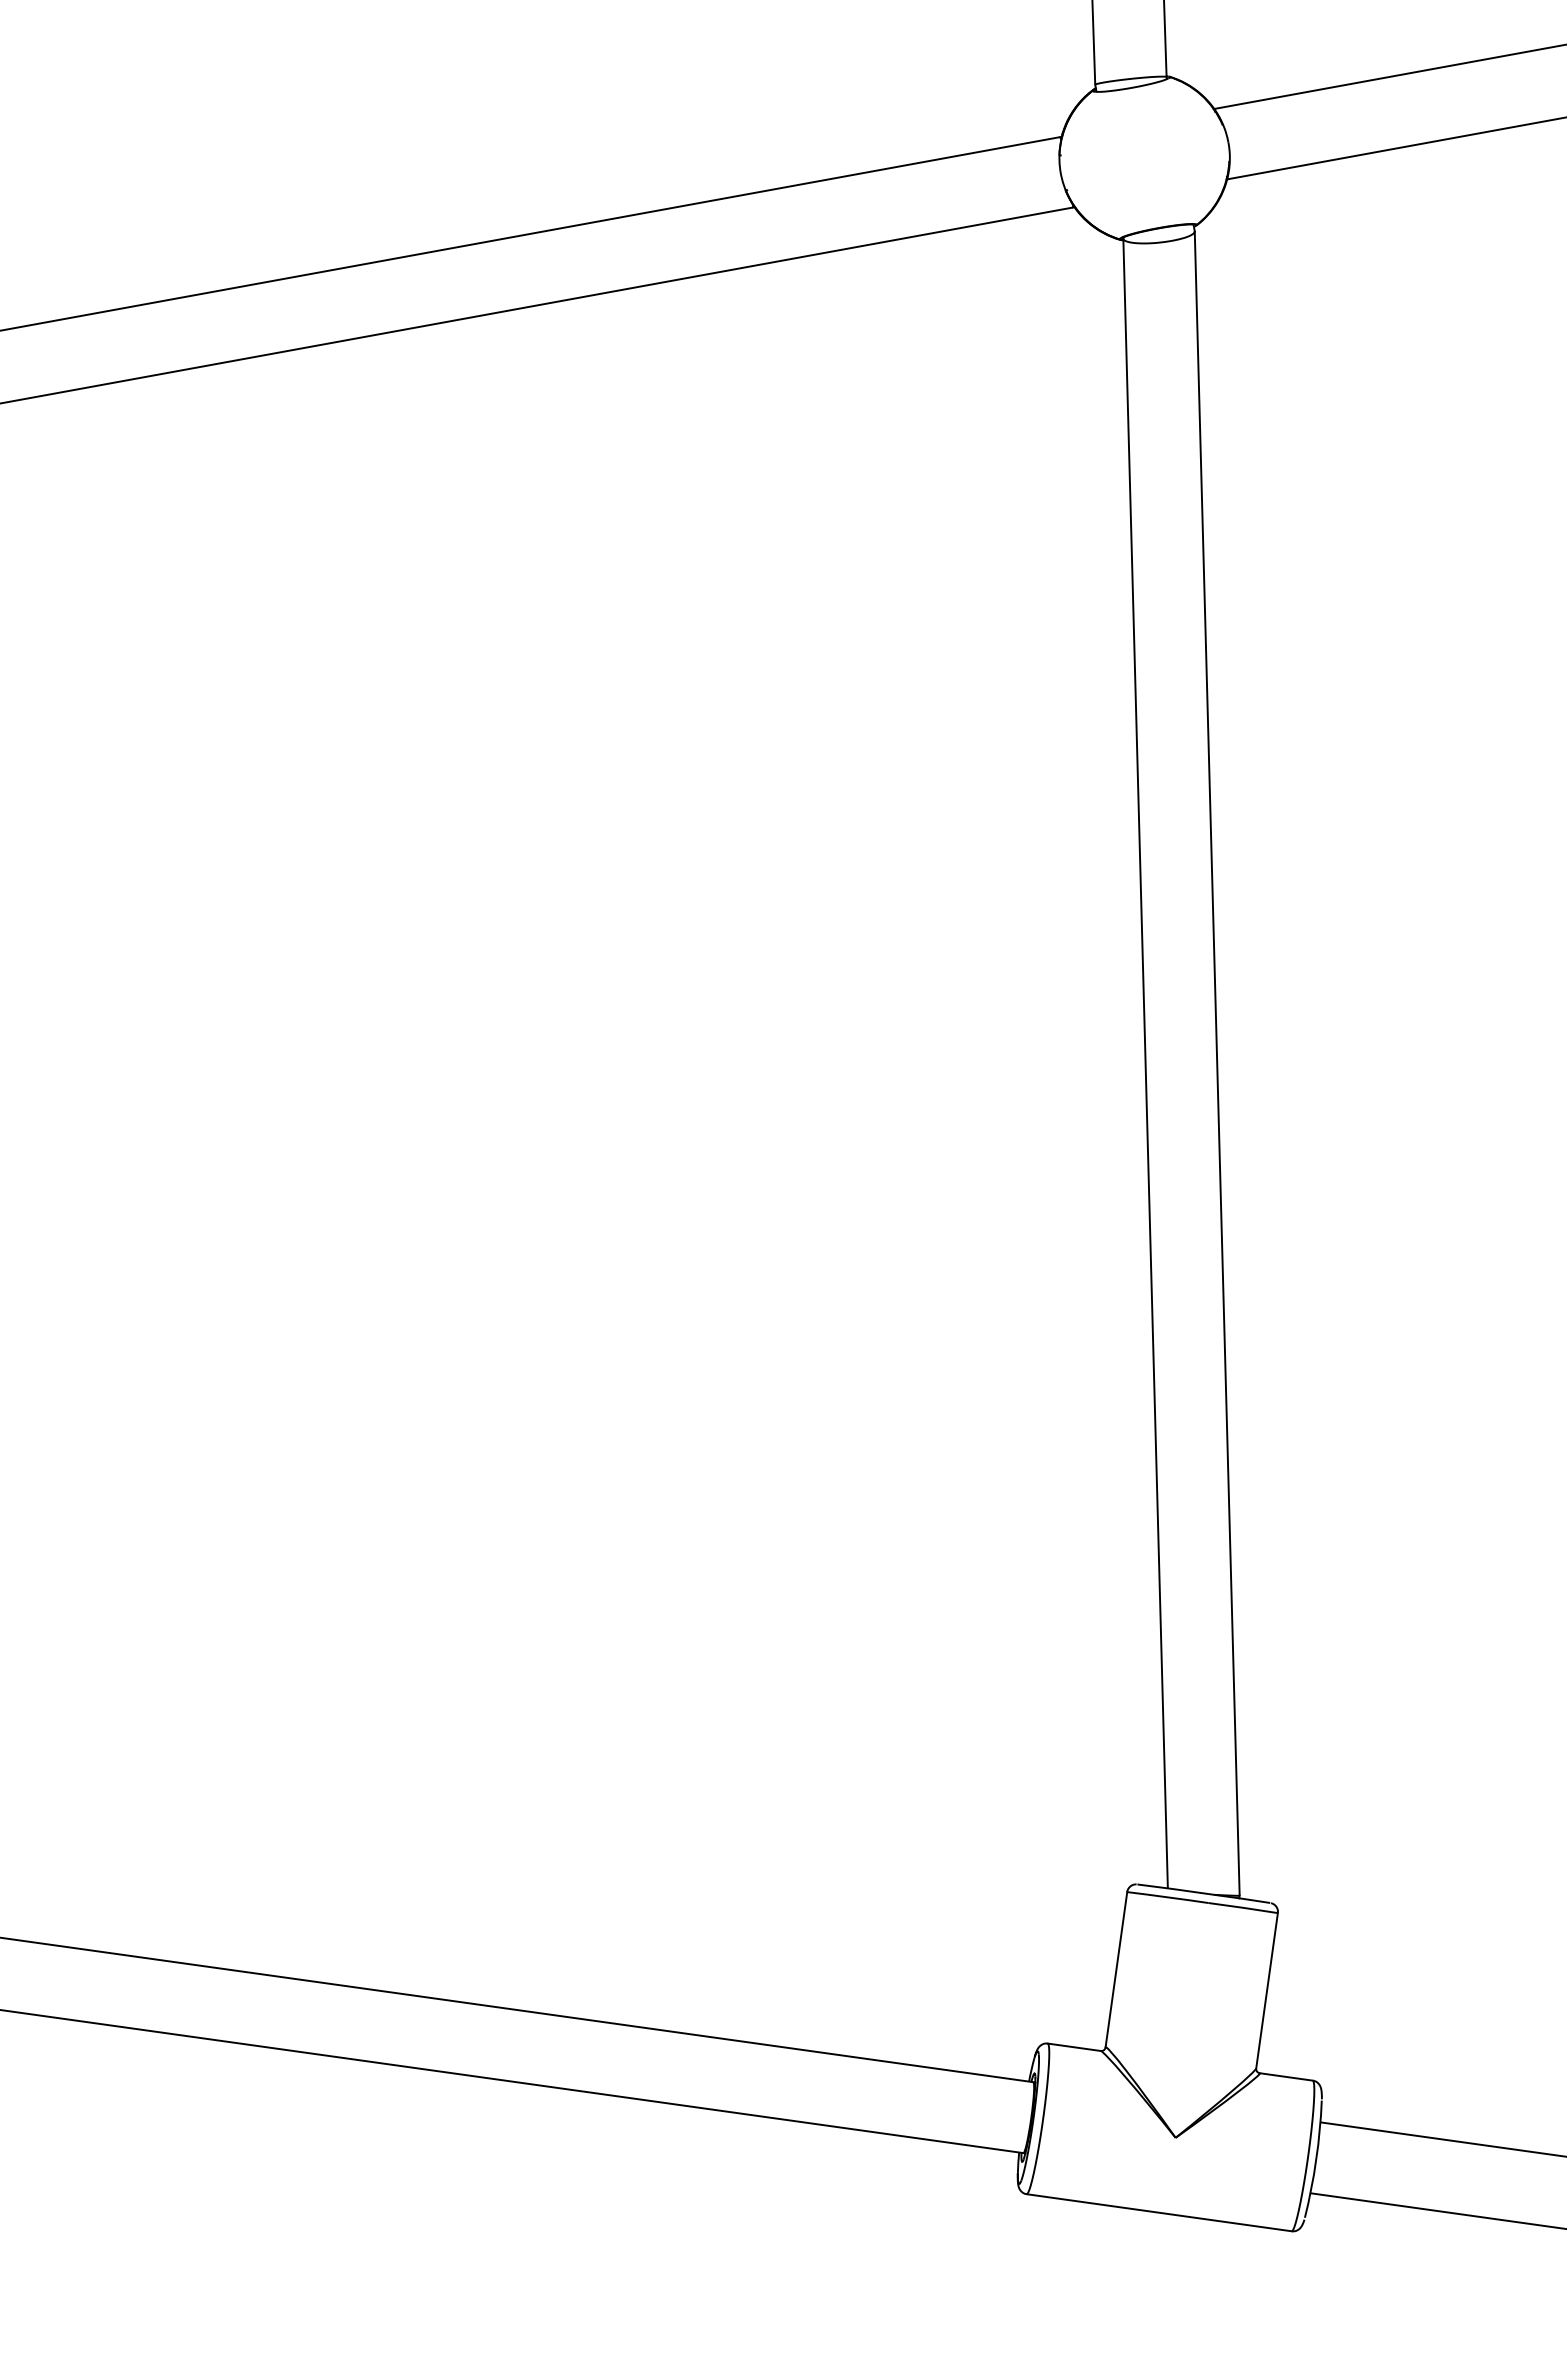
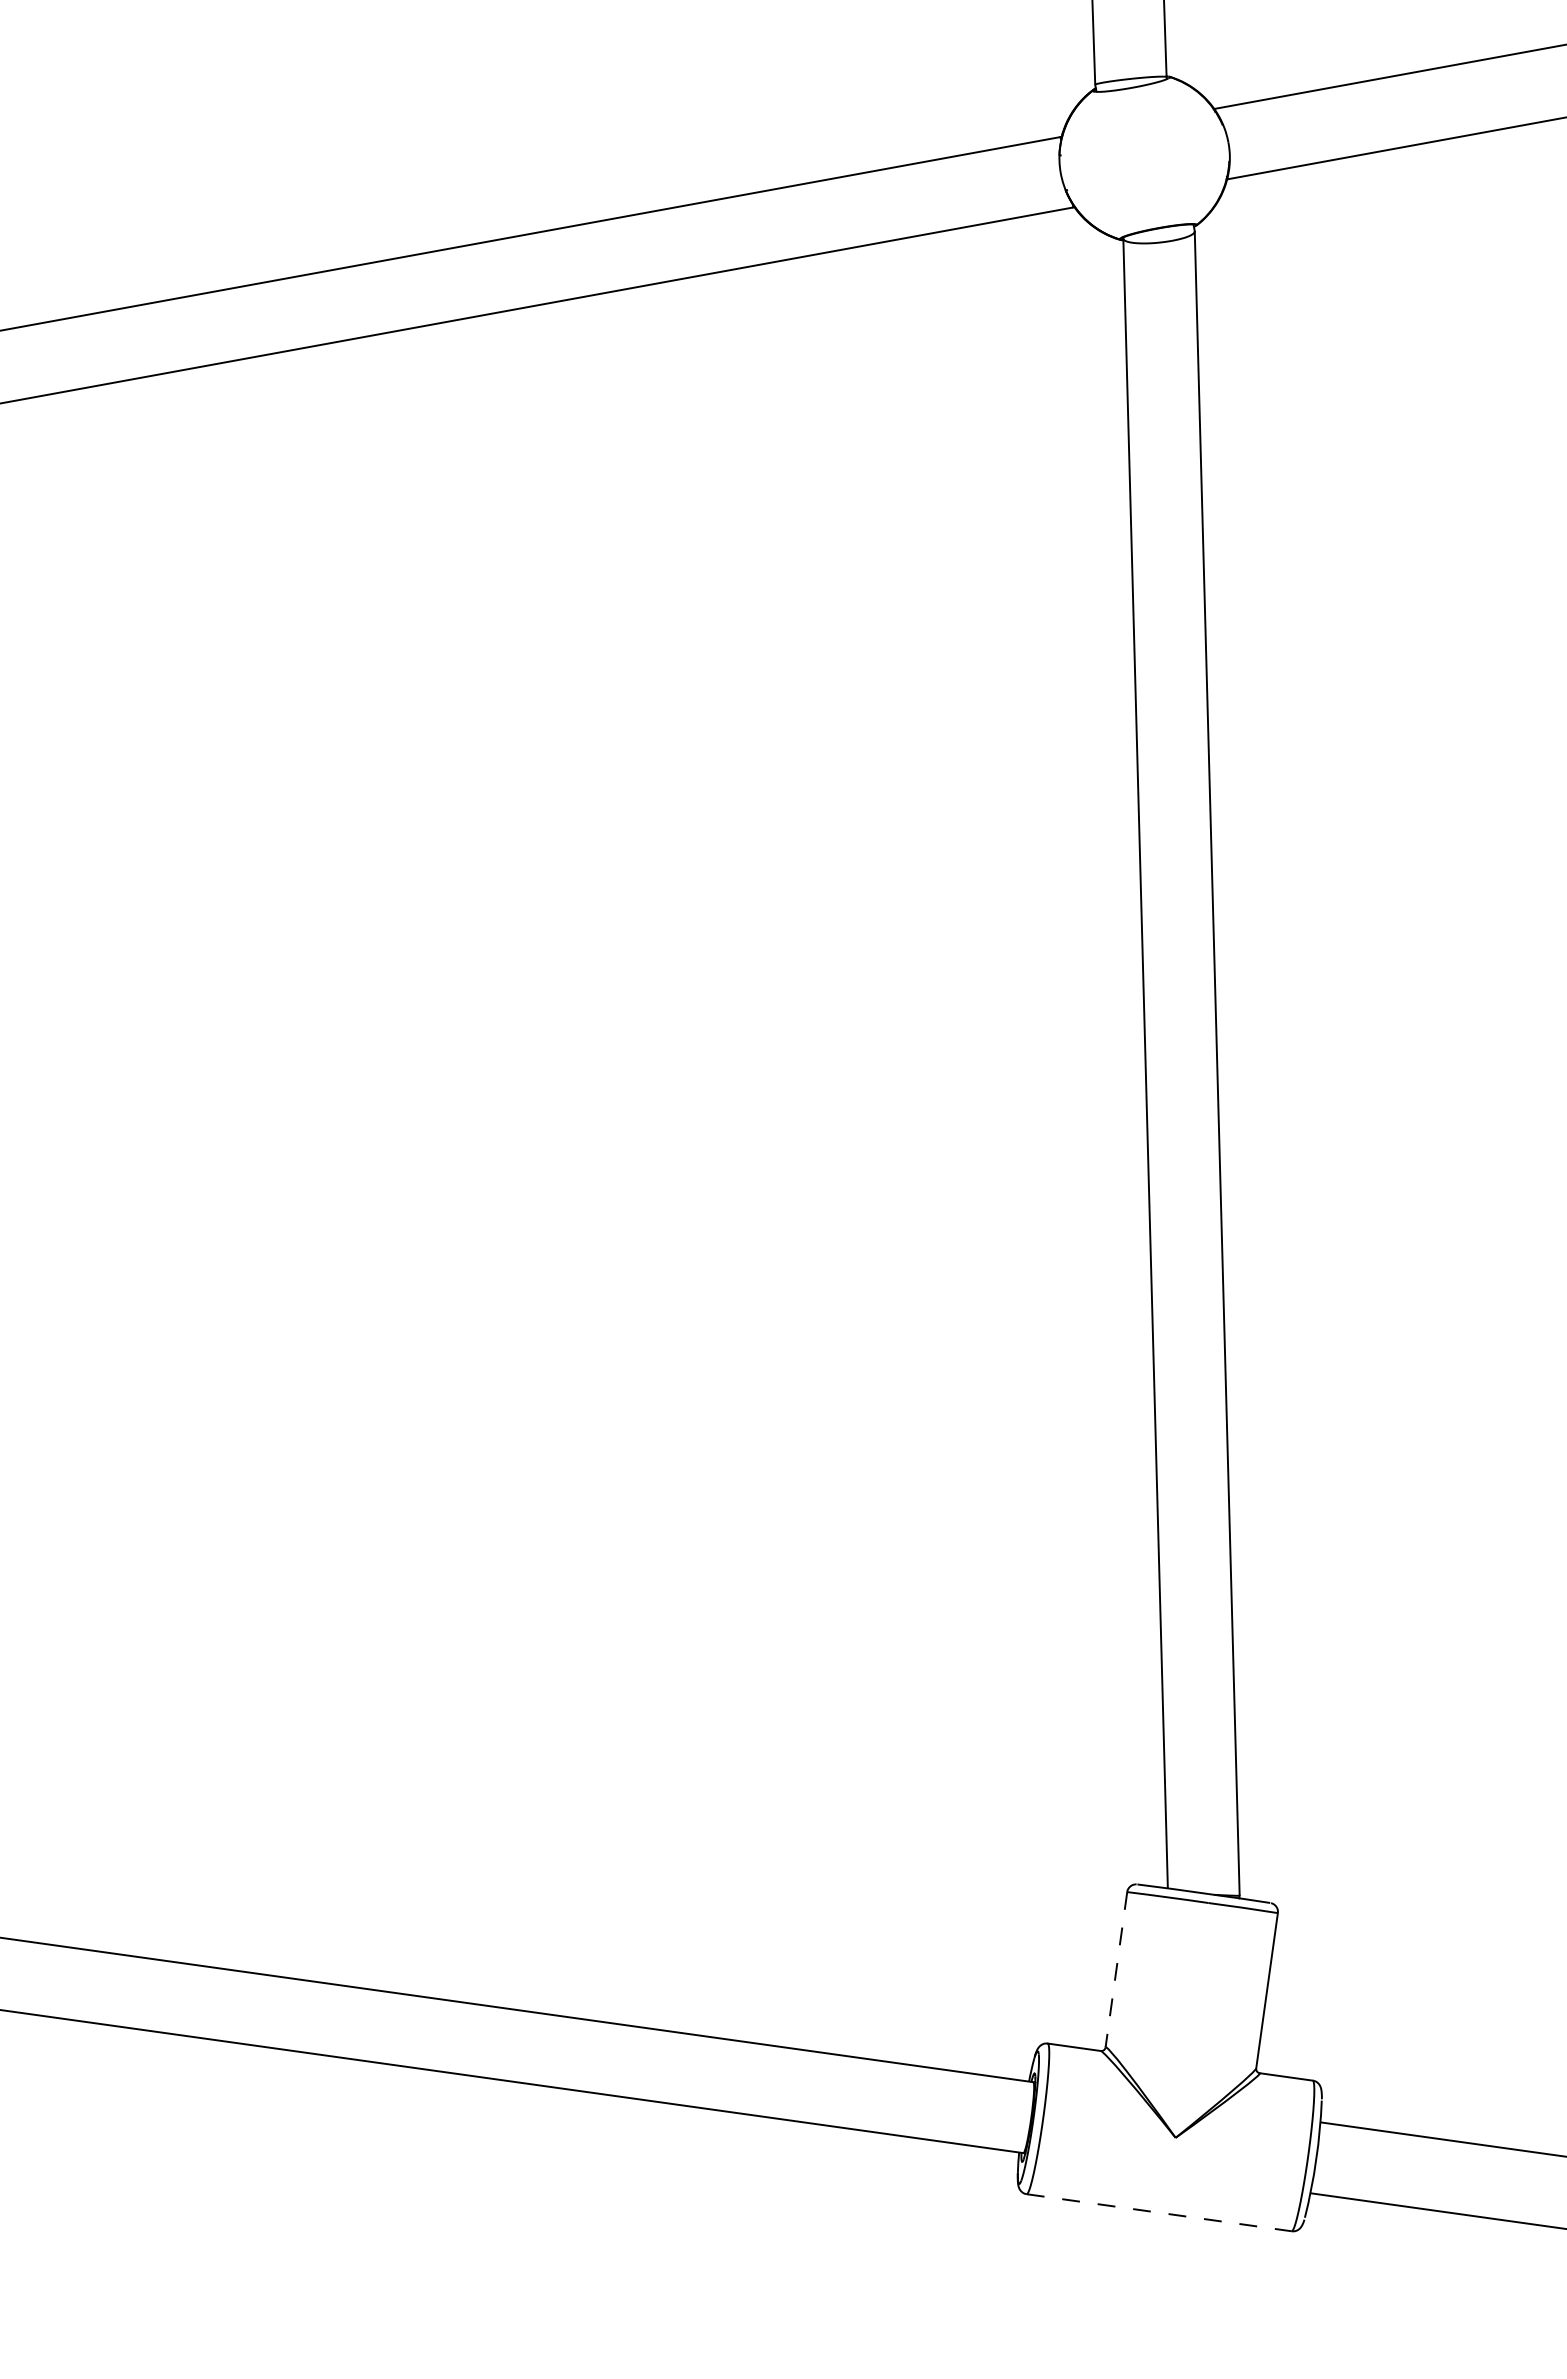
line: solid -> dashed (1116, 1970)
line: solid -> dashed (1159, 2212)
